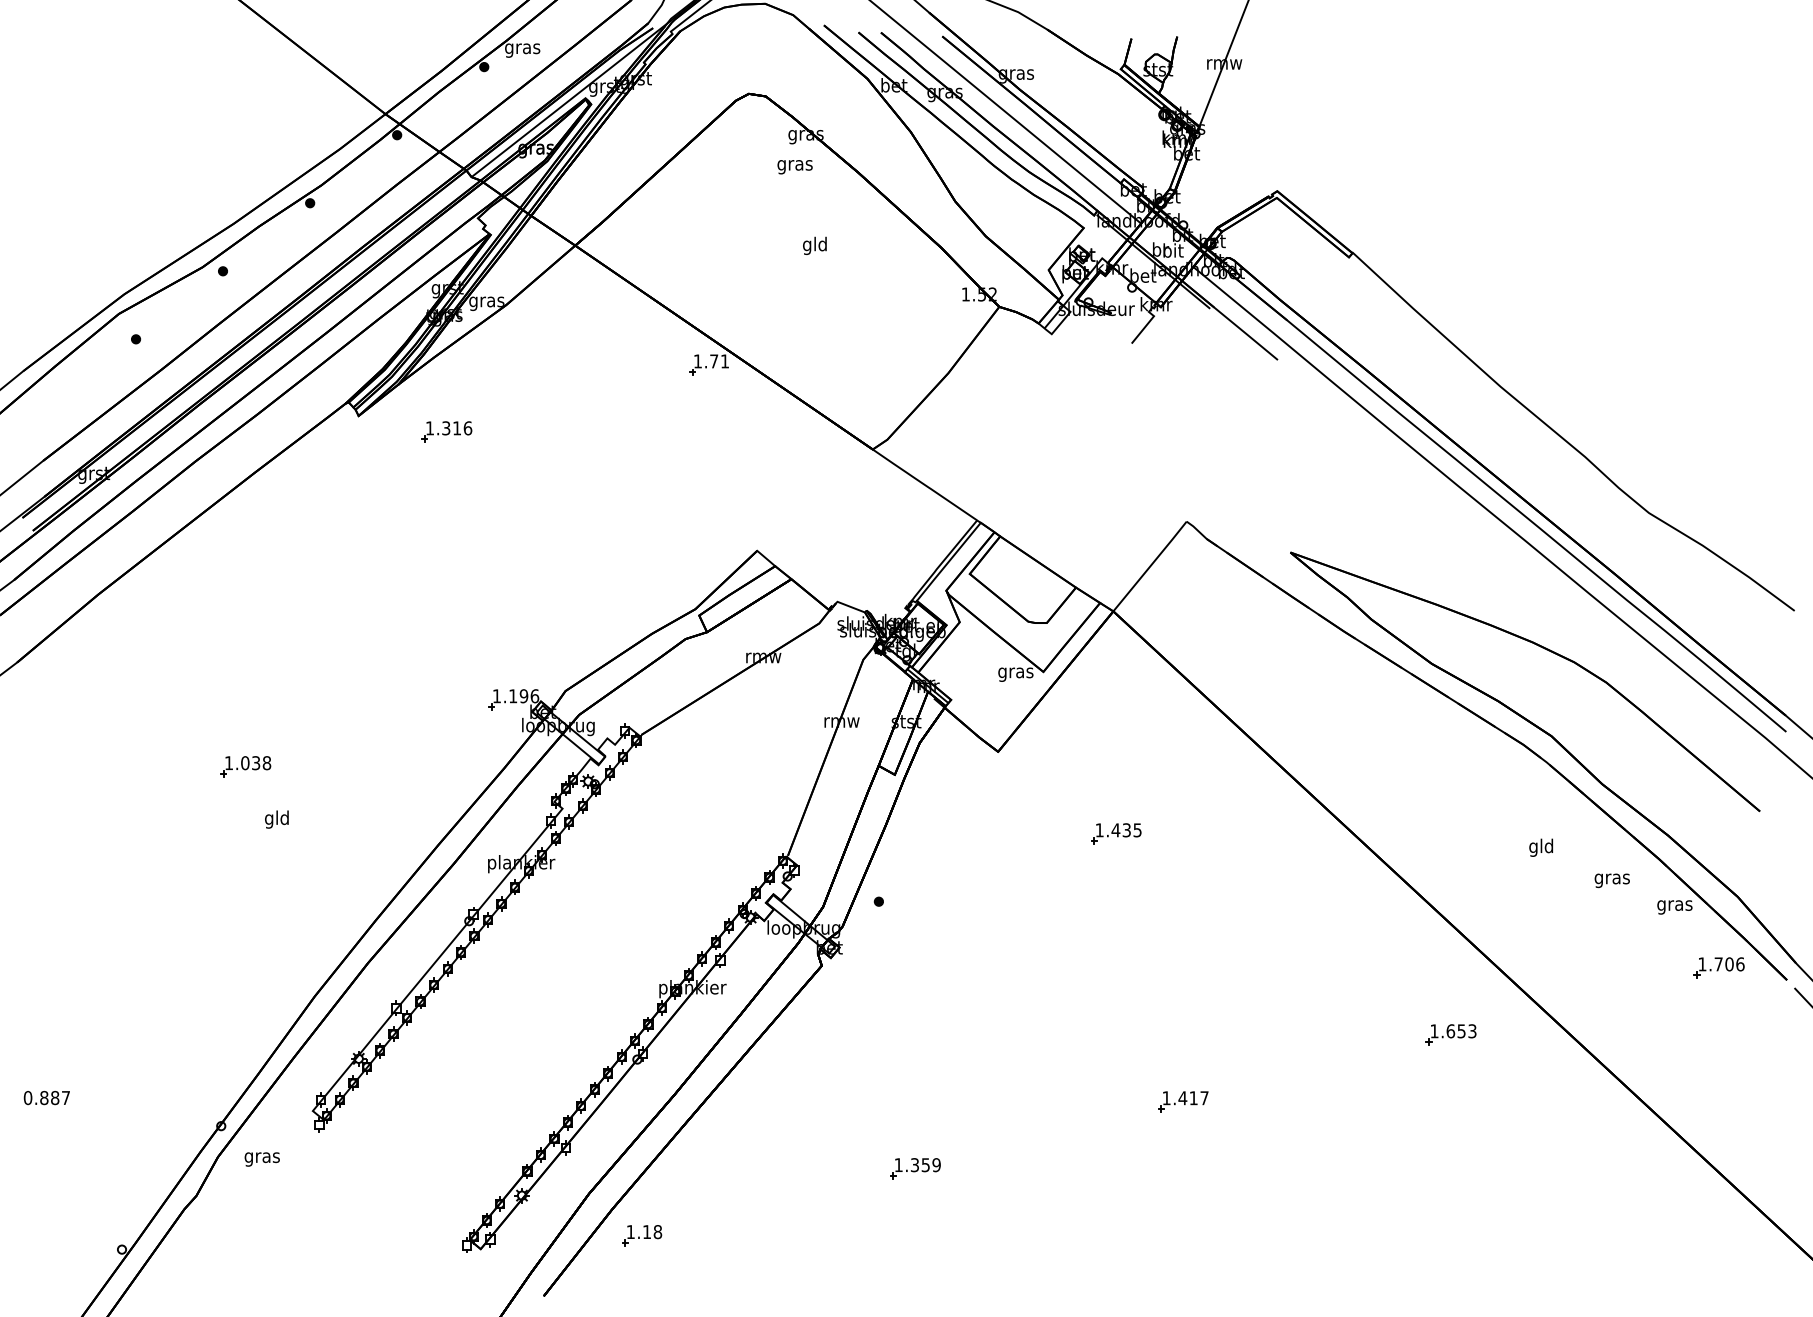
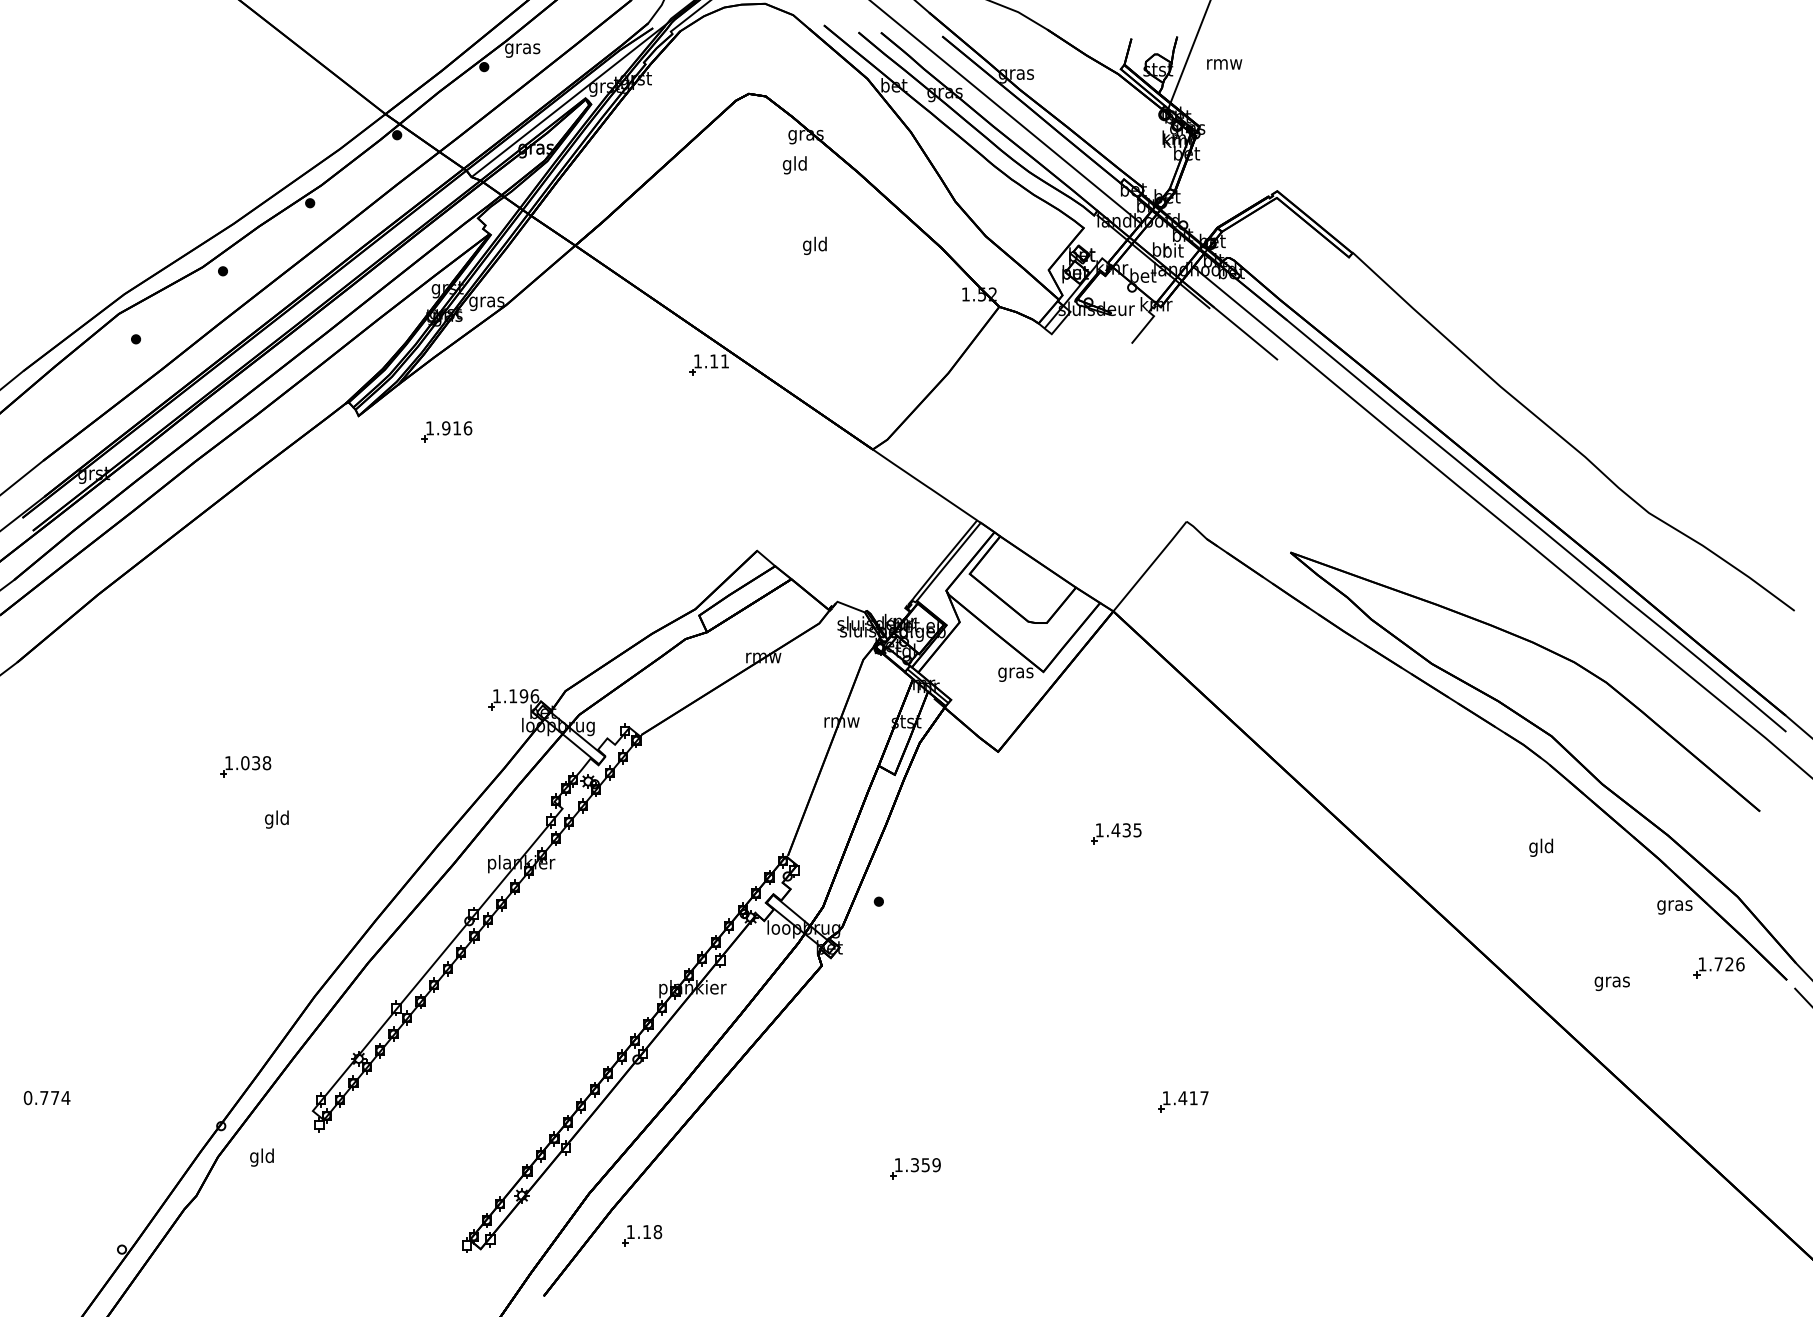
line position: (1223, 64) -> (1187, 57) (1187, 57)
text: gras -> gld (794, 165)
text: 1.71 -> 1.11 (714, 361)
text: 1.316 -> 1.916 (446, 428)
text position: (1611, 880) -> (1611, 983) (1611, 983)
text: 1.706 -> 1.726 (1729, 964)
part: present -> none (1450, 1034)
text: 0.887 -> 0.774 (55, 1097)
text: gras -> gld (261, 1157)
